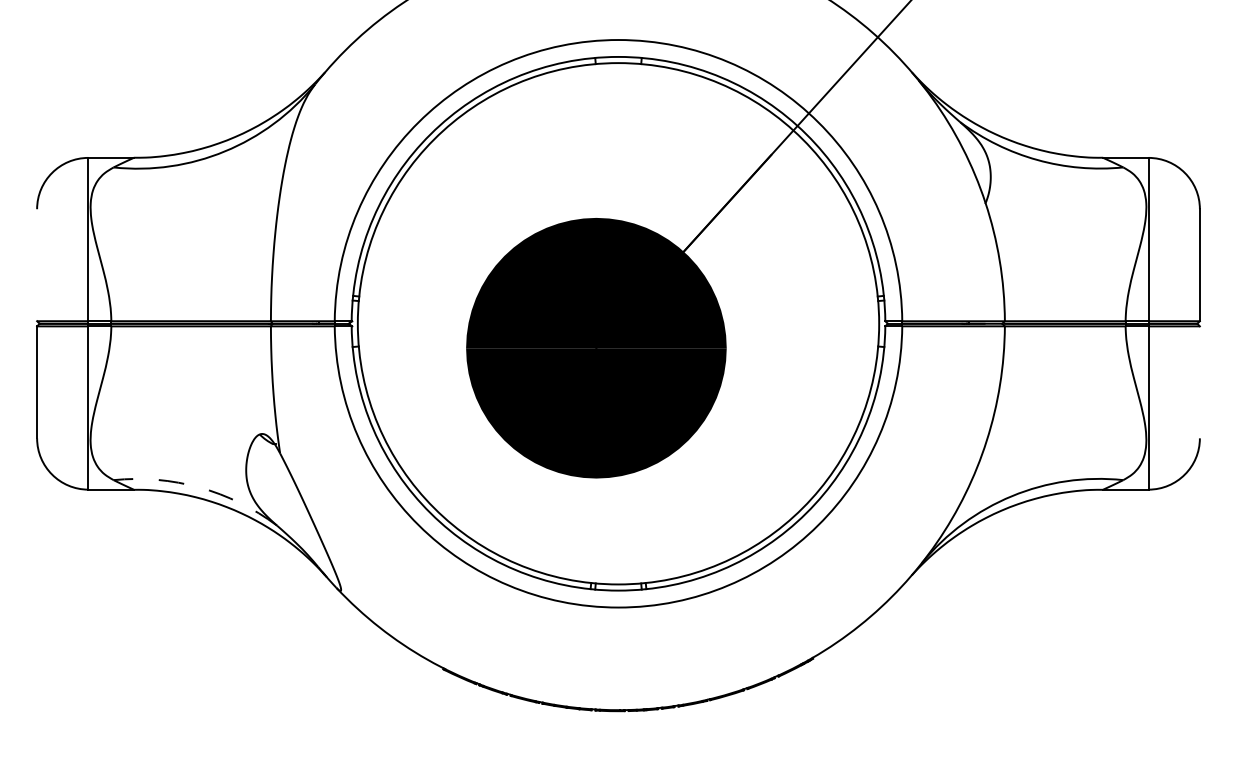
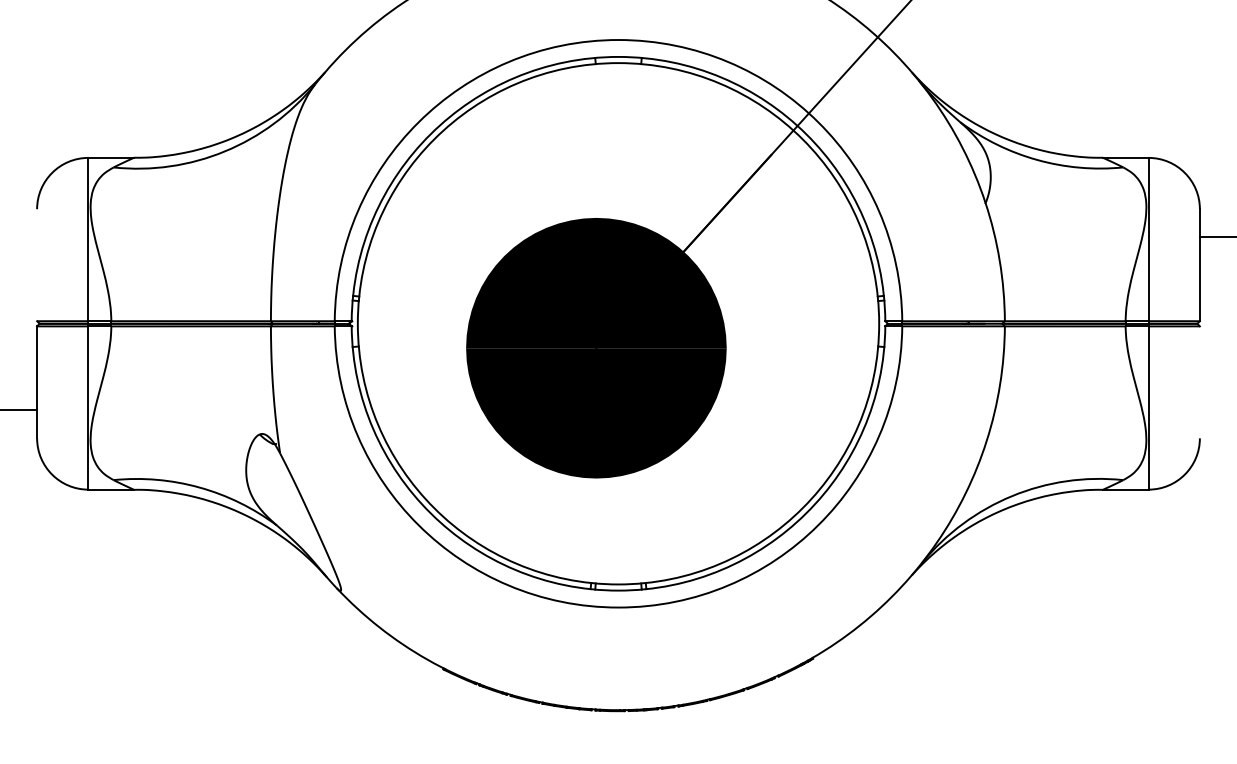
line: none -> present (1216, 237)
line: none -> present (19, 410)
arc: dashed -> solid (199, 487)
